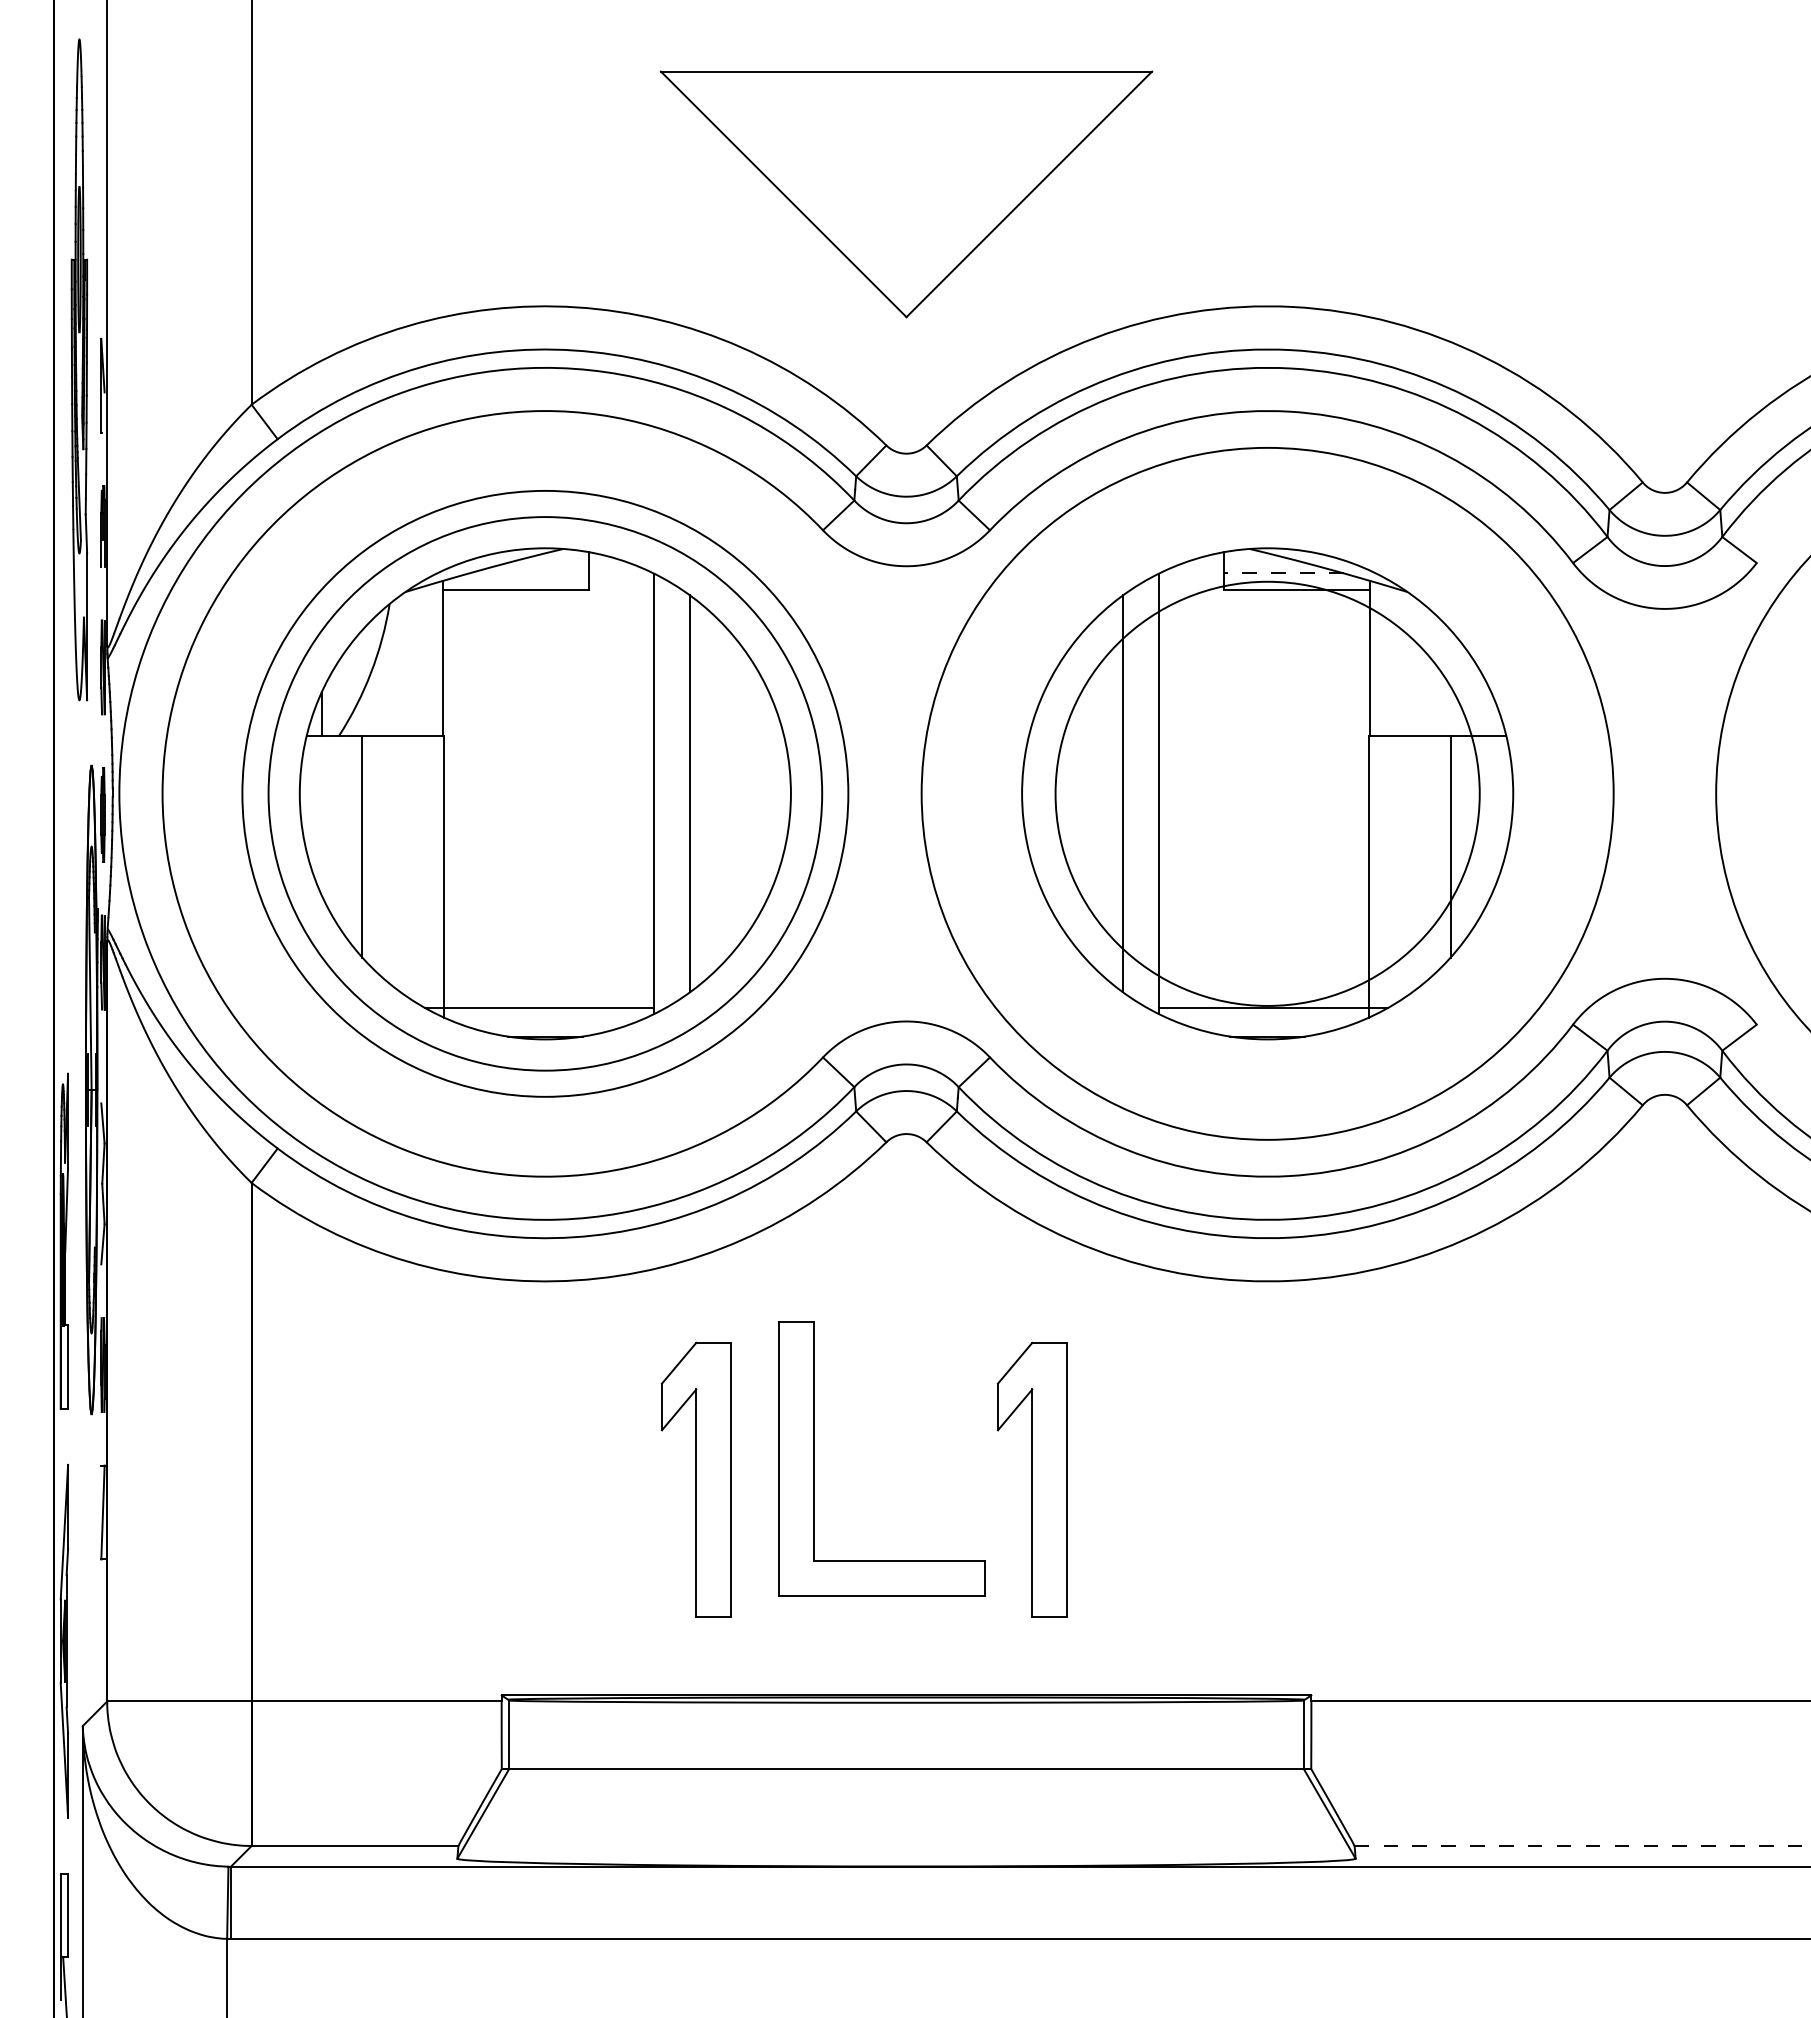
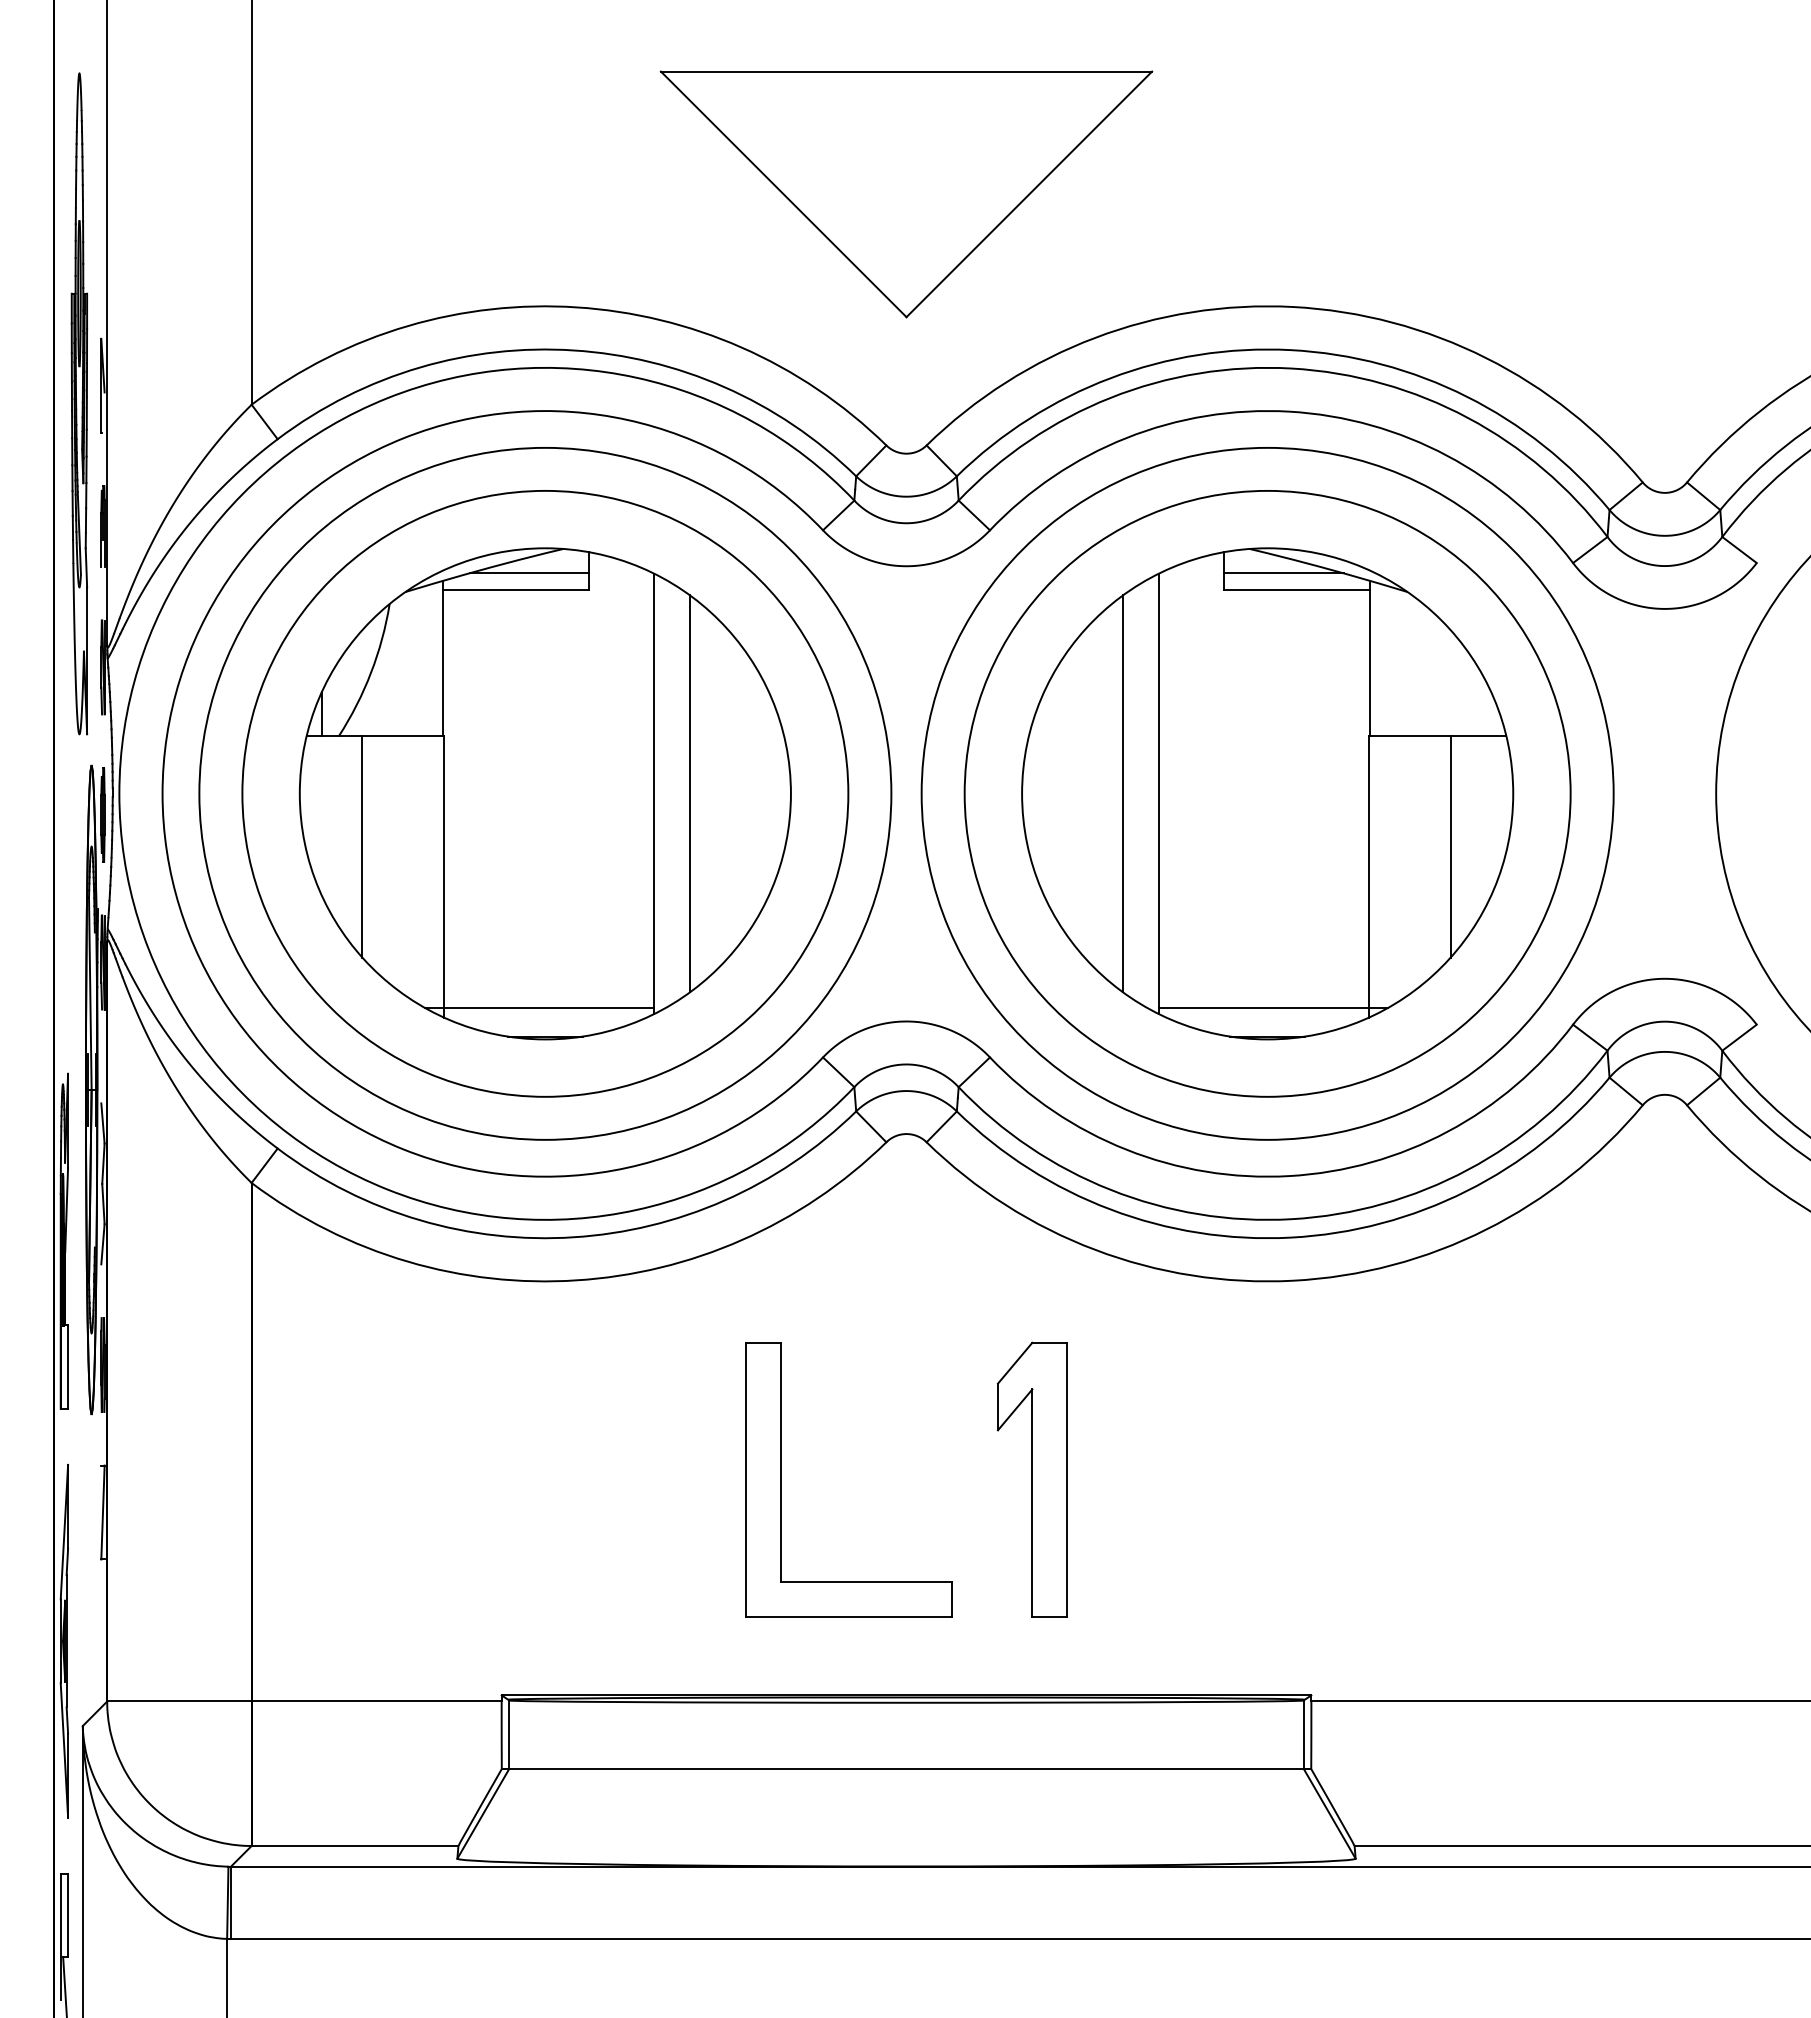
part position: (79, 369) -> (79, 403) (79, 403)
line: none -> present (528, 573)
line: dashed -> solid (1283, 573)
circle diameter: 554 px -> 692 px (545, 793)
circle diameter: 424 px -> 606 px (1267, 793)
part position: (814, 1458) -> (781, 1479) (781, 1479)
part: present -> none (695, 1479)
line: dashed -> solid (1582, 1845)
